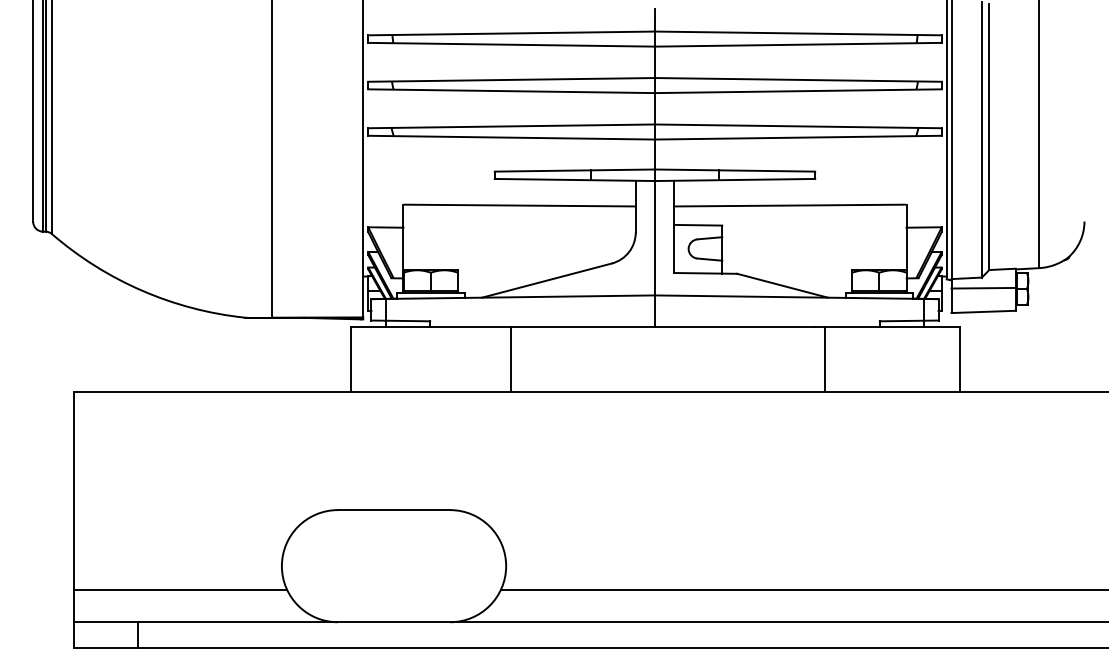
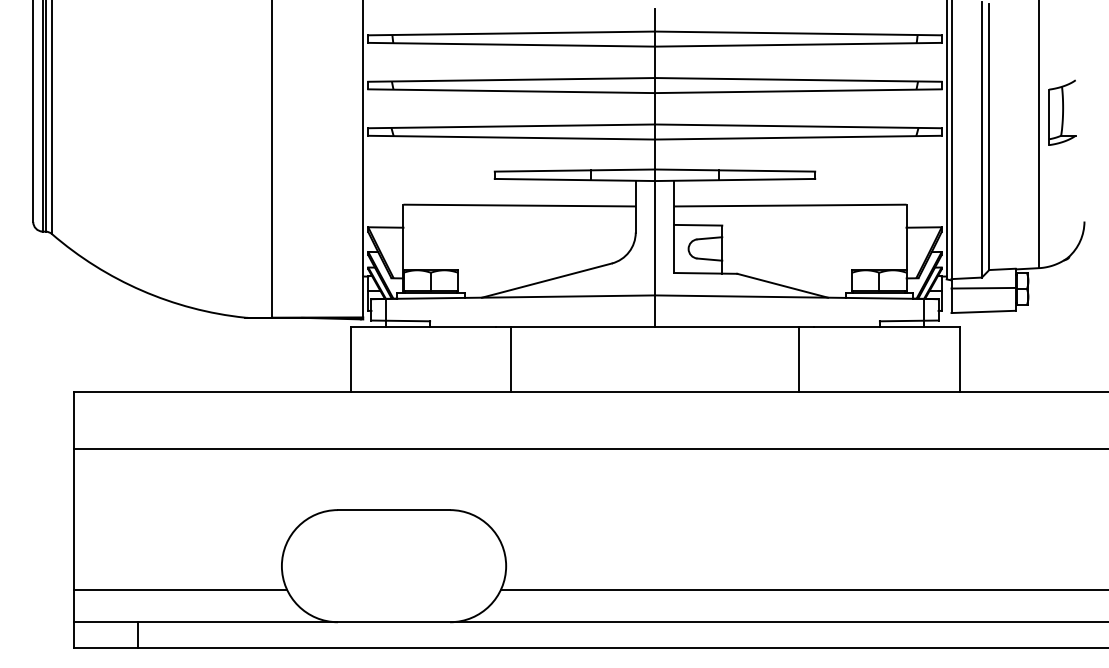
part: none -> present (1062, 112)
line position: (825, 359) -> (799, 359) (799, 359)
line: none -> present (589, 449)
